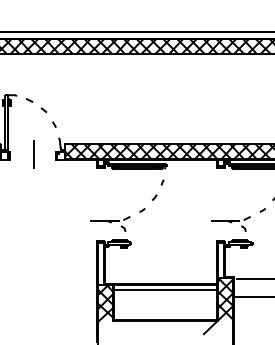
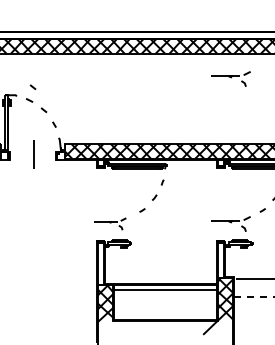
part: none -> present (230, 78)
line: none -> present (32, 87)
part size: 41x16 px -> 33x14 px (110, 223)
line: solid -> dashed (254, 296)
